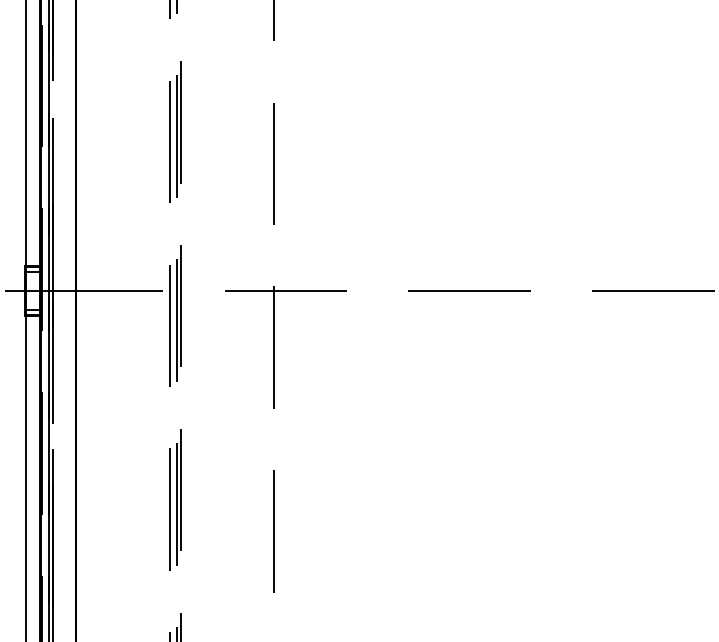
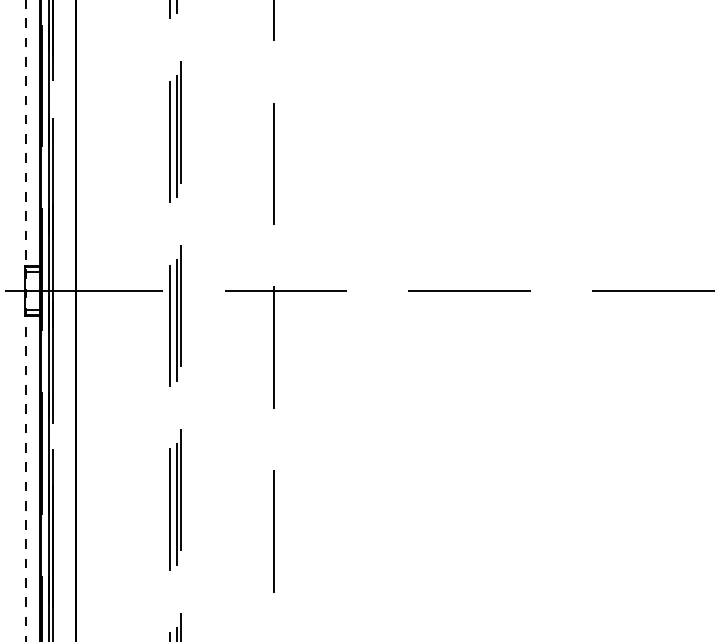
line: solid -> dashed (25, 320)
